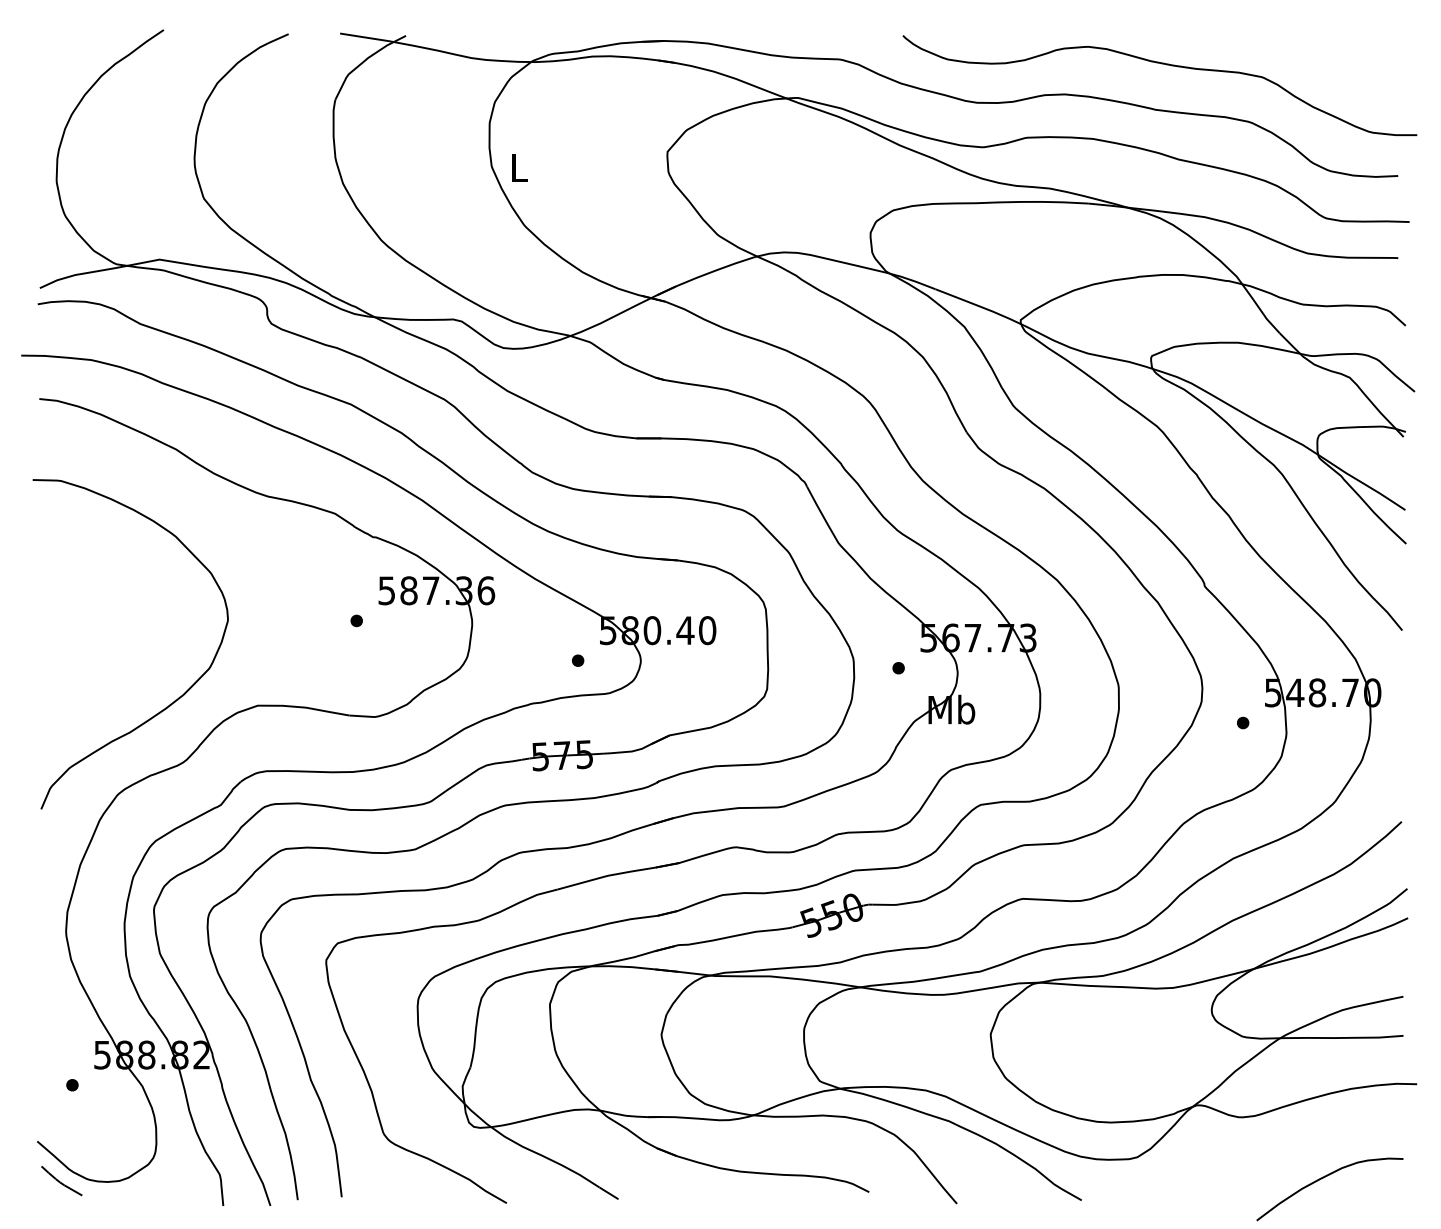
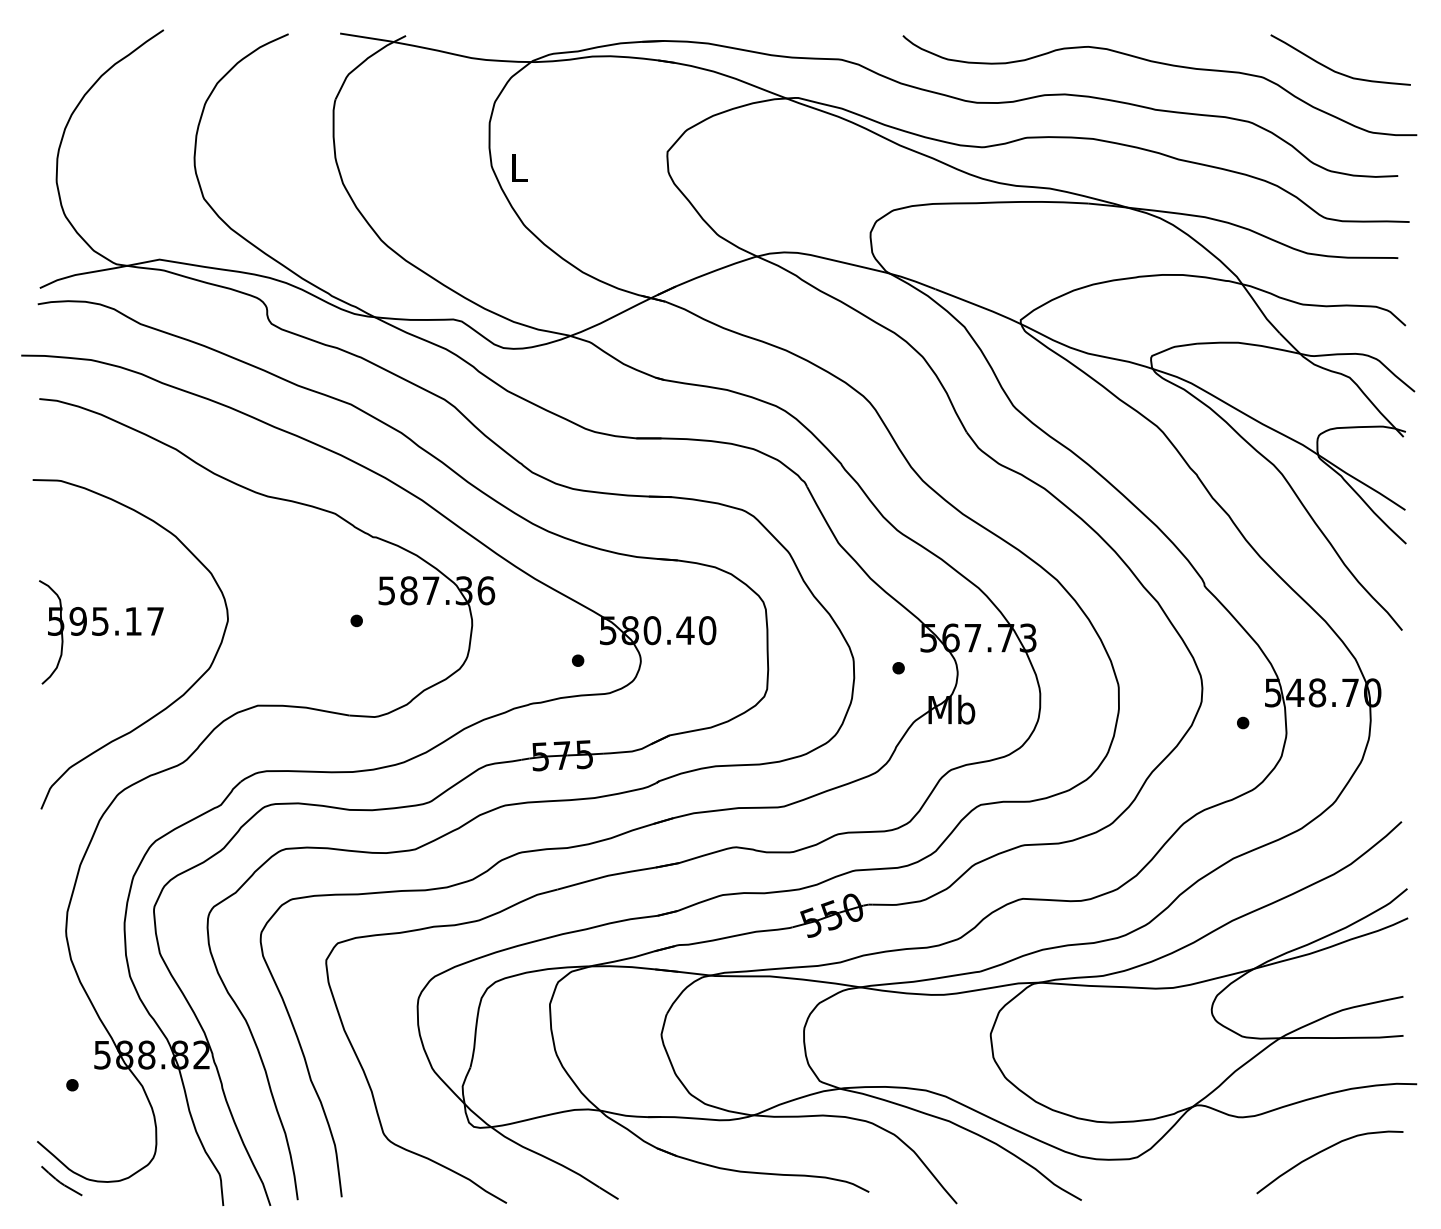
curve: none -> present (1335, 70)
part: none -> present (101, 632)
curve position: (1323, 1178) -> (1323, 1151) (1323, 1151)
